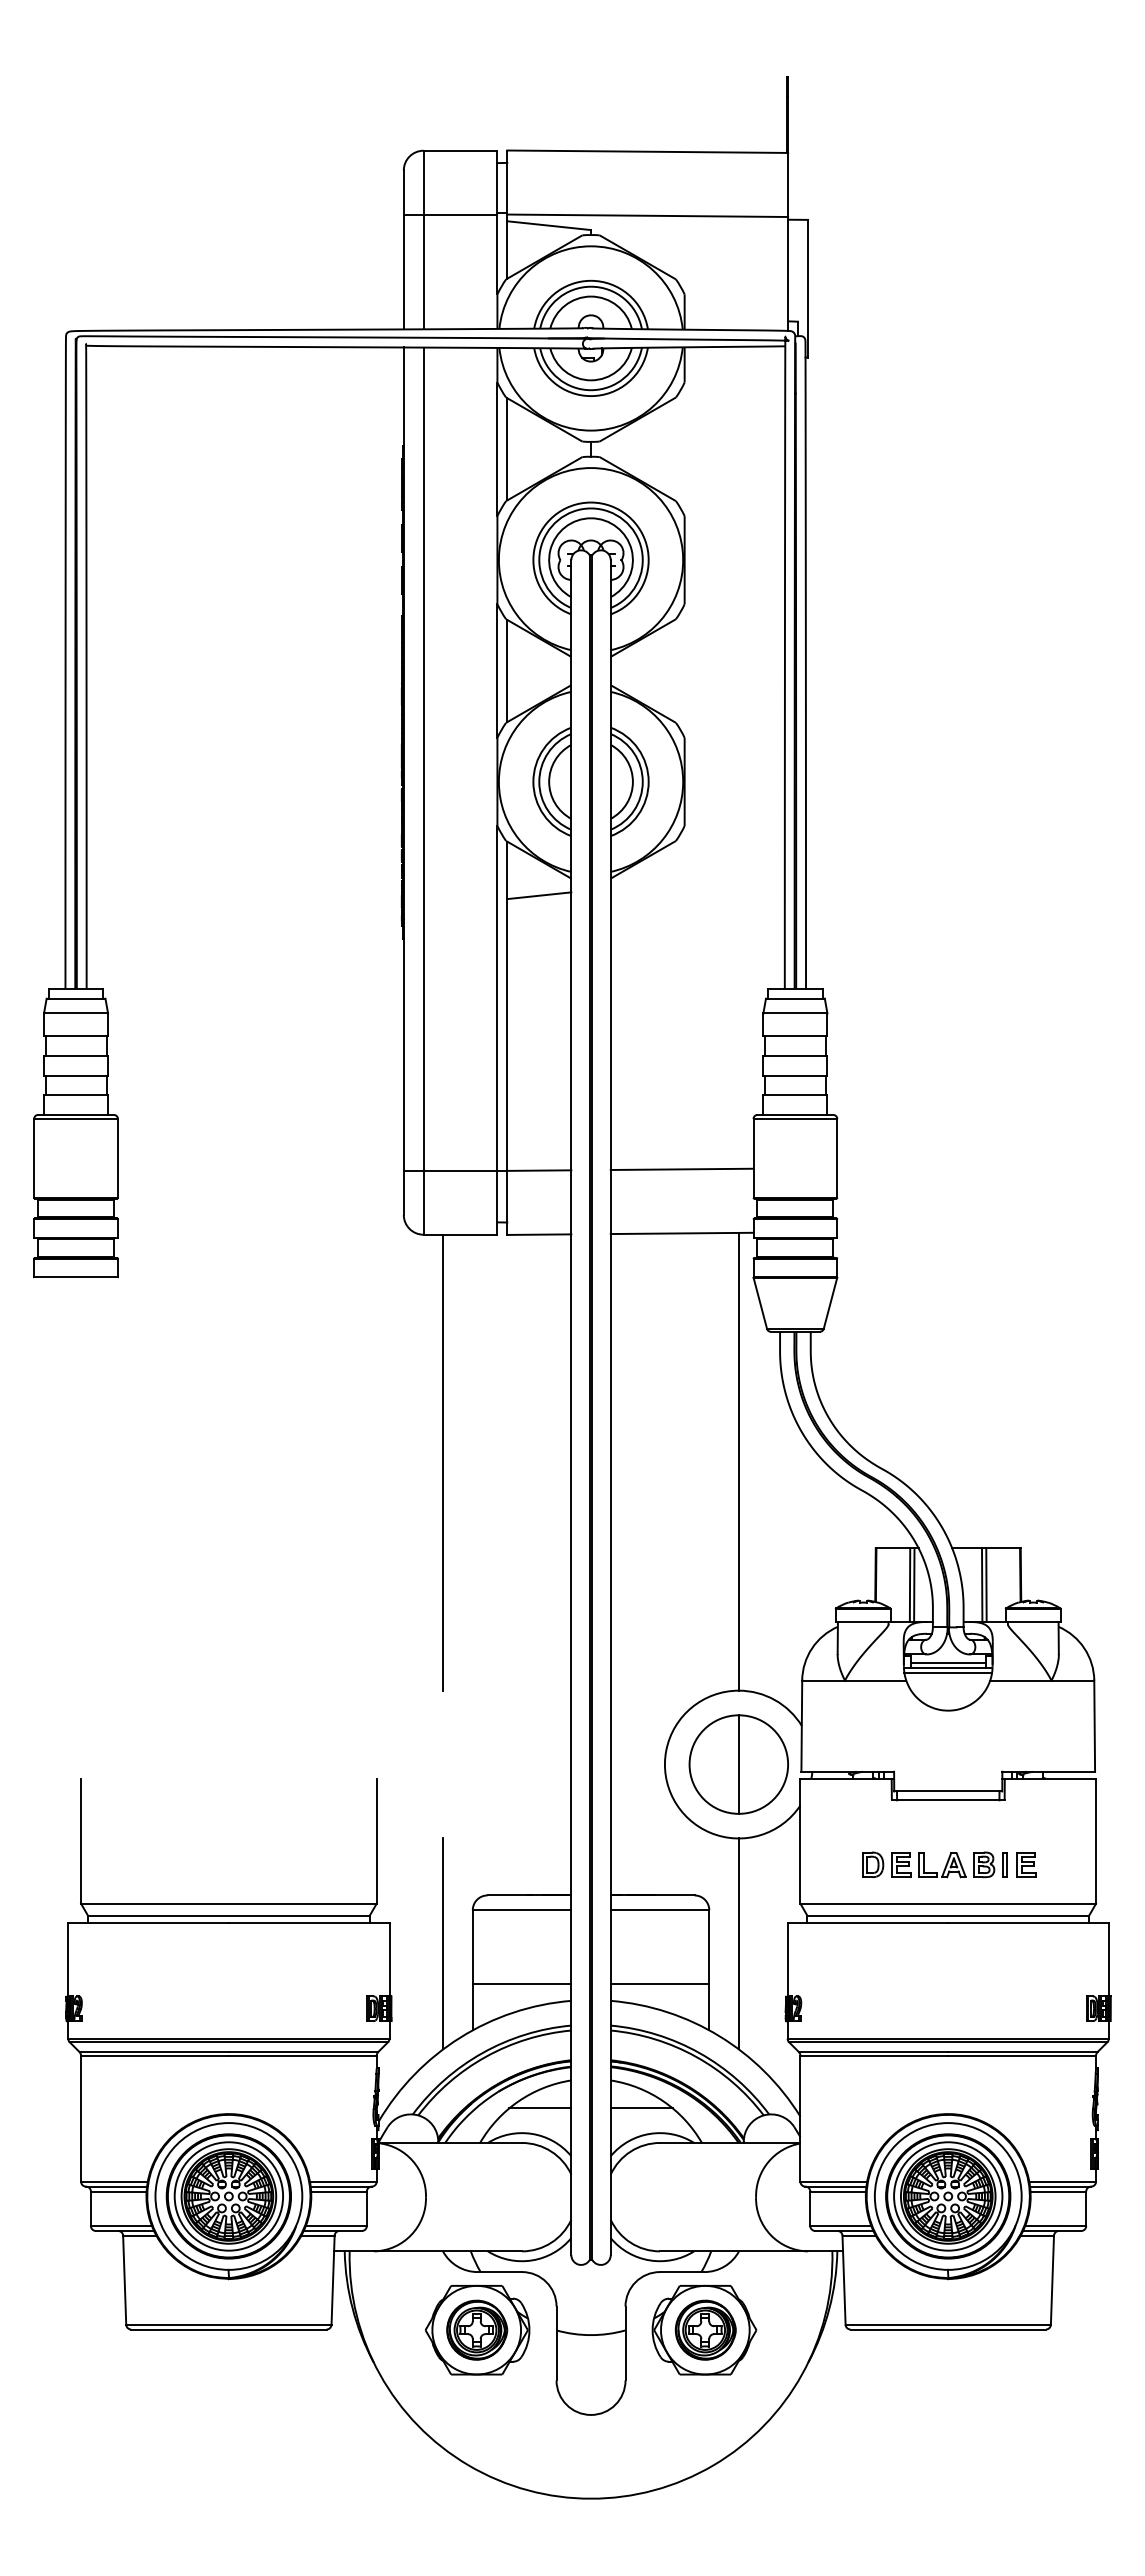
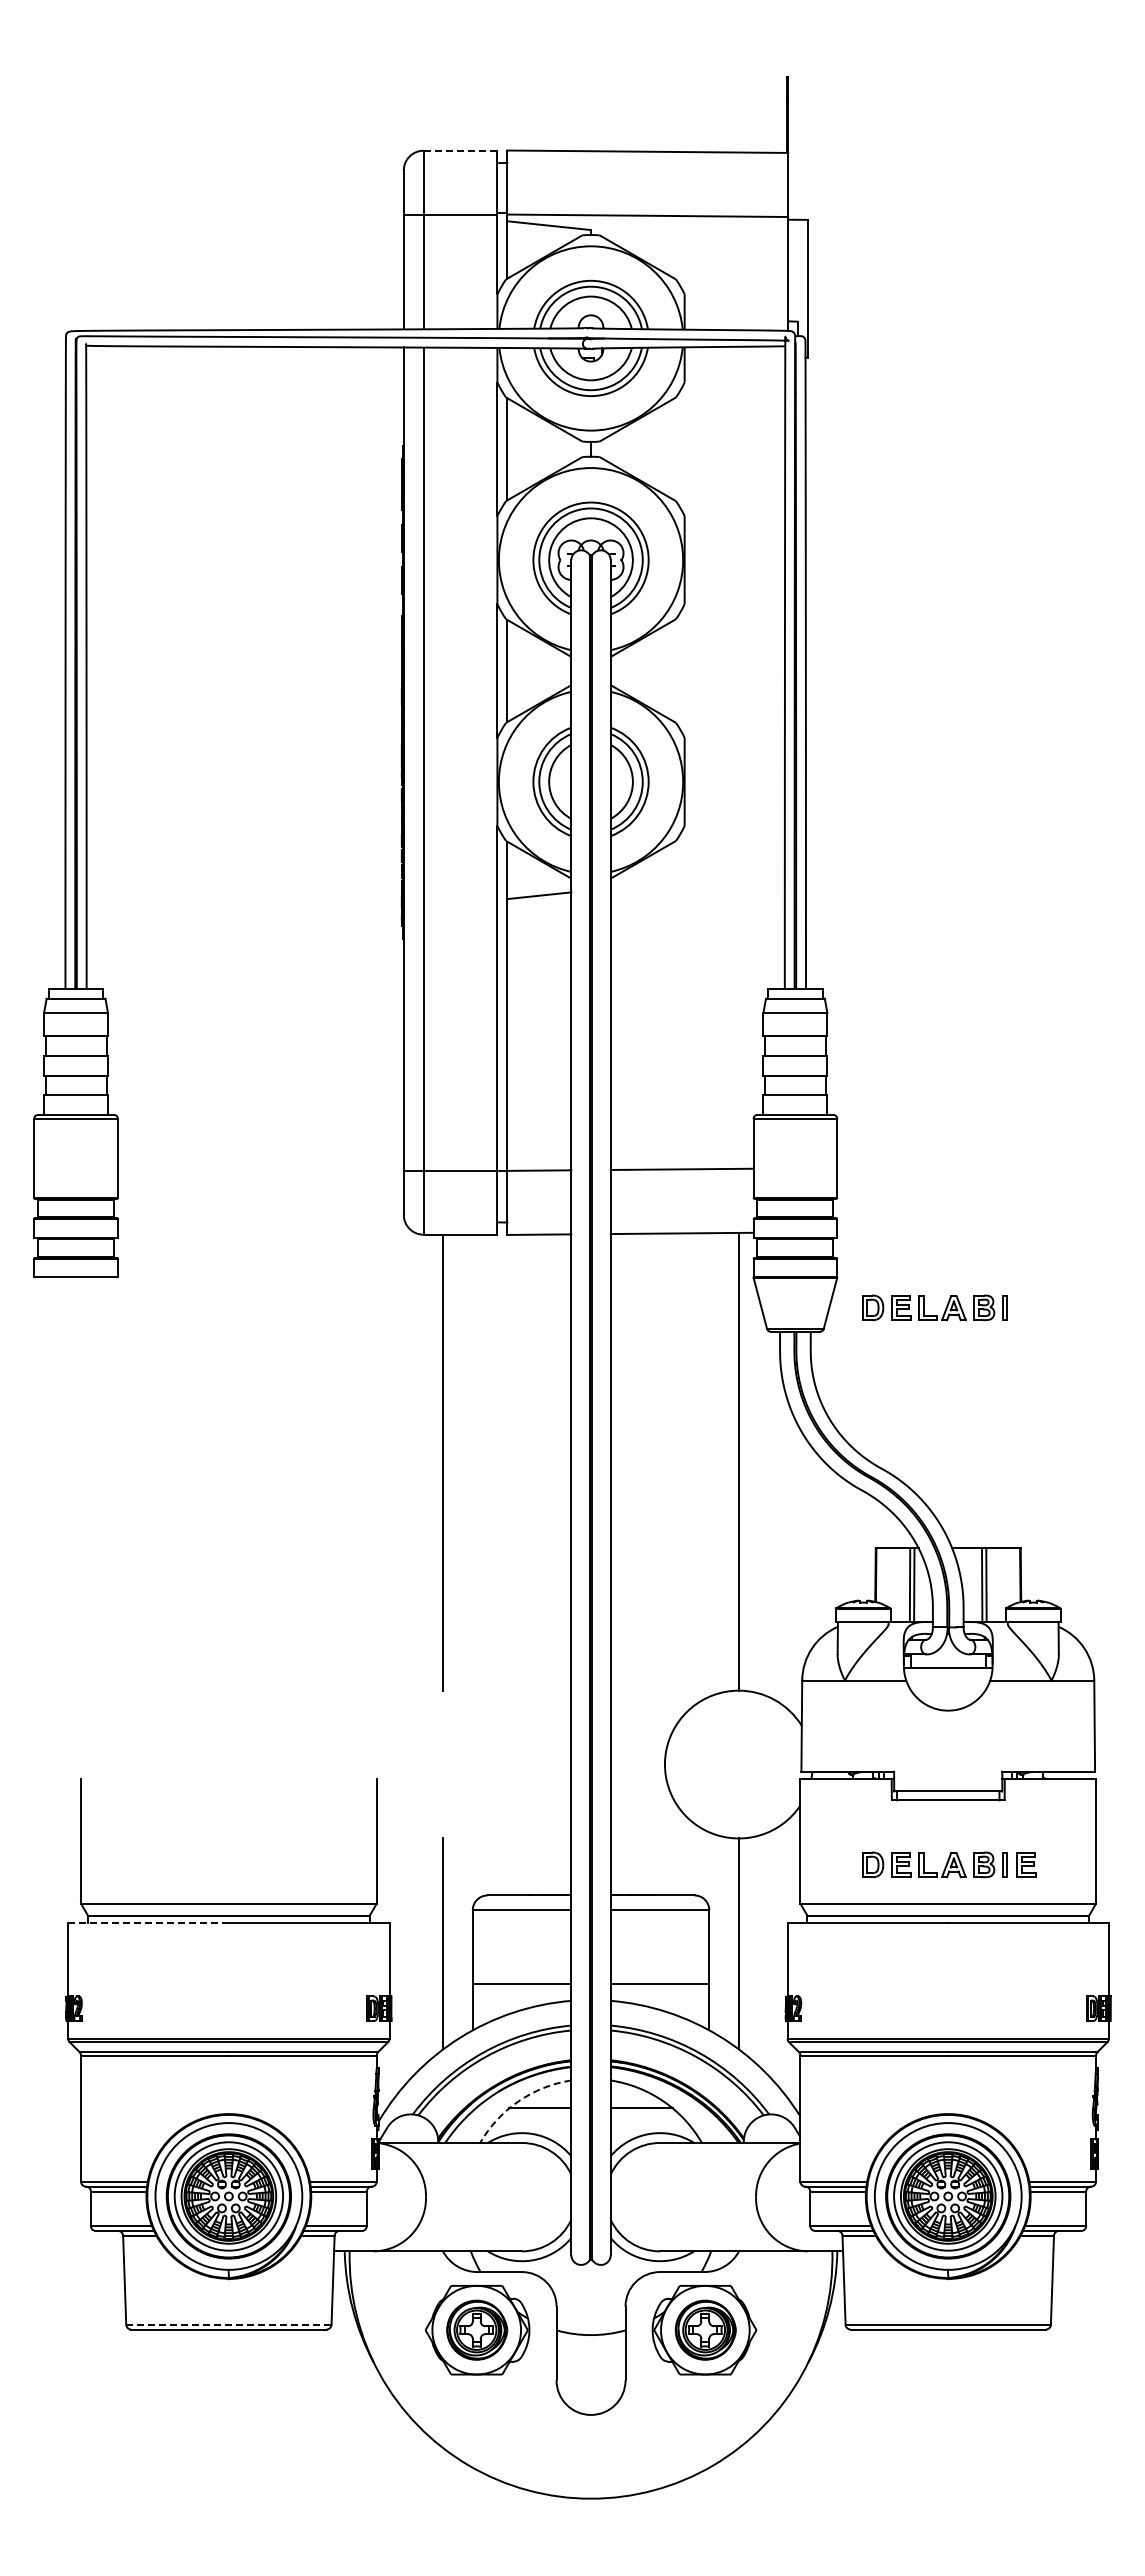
line: solid -> dashed (460, 150)
part: none -> present (934, 1315)
line: present -> none (947, 1663)
line: present -> none (948, 1673)
part: present -> none (738, 1764)
line: solid -> dashed (149, 1922)
arc: solid -> dashed (518, 2101)
line: solid -> dashed (228, 2324)
